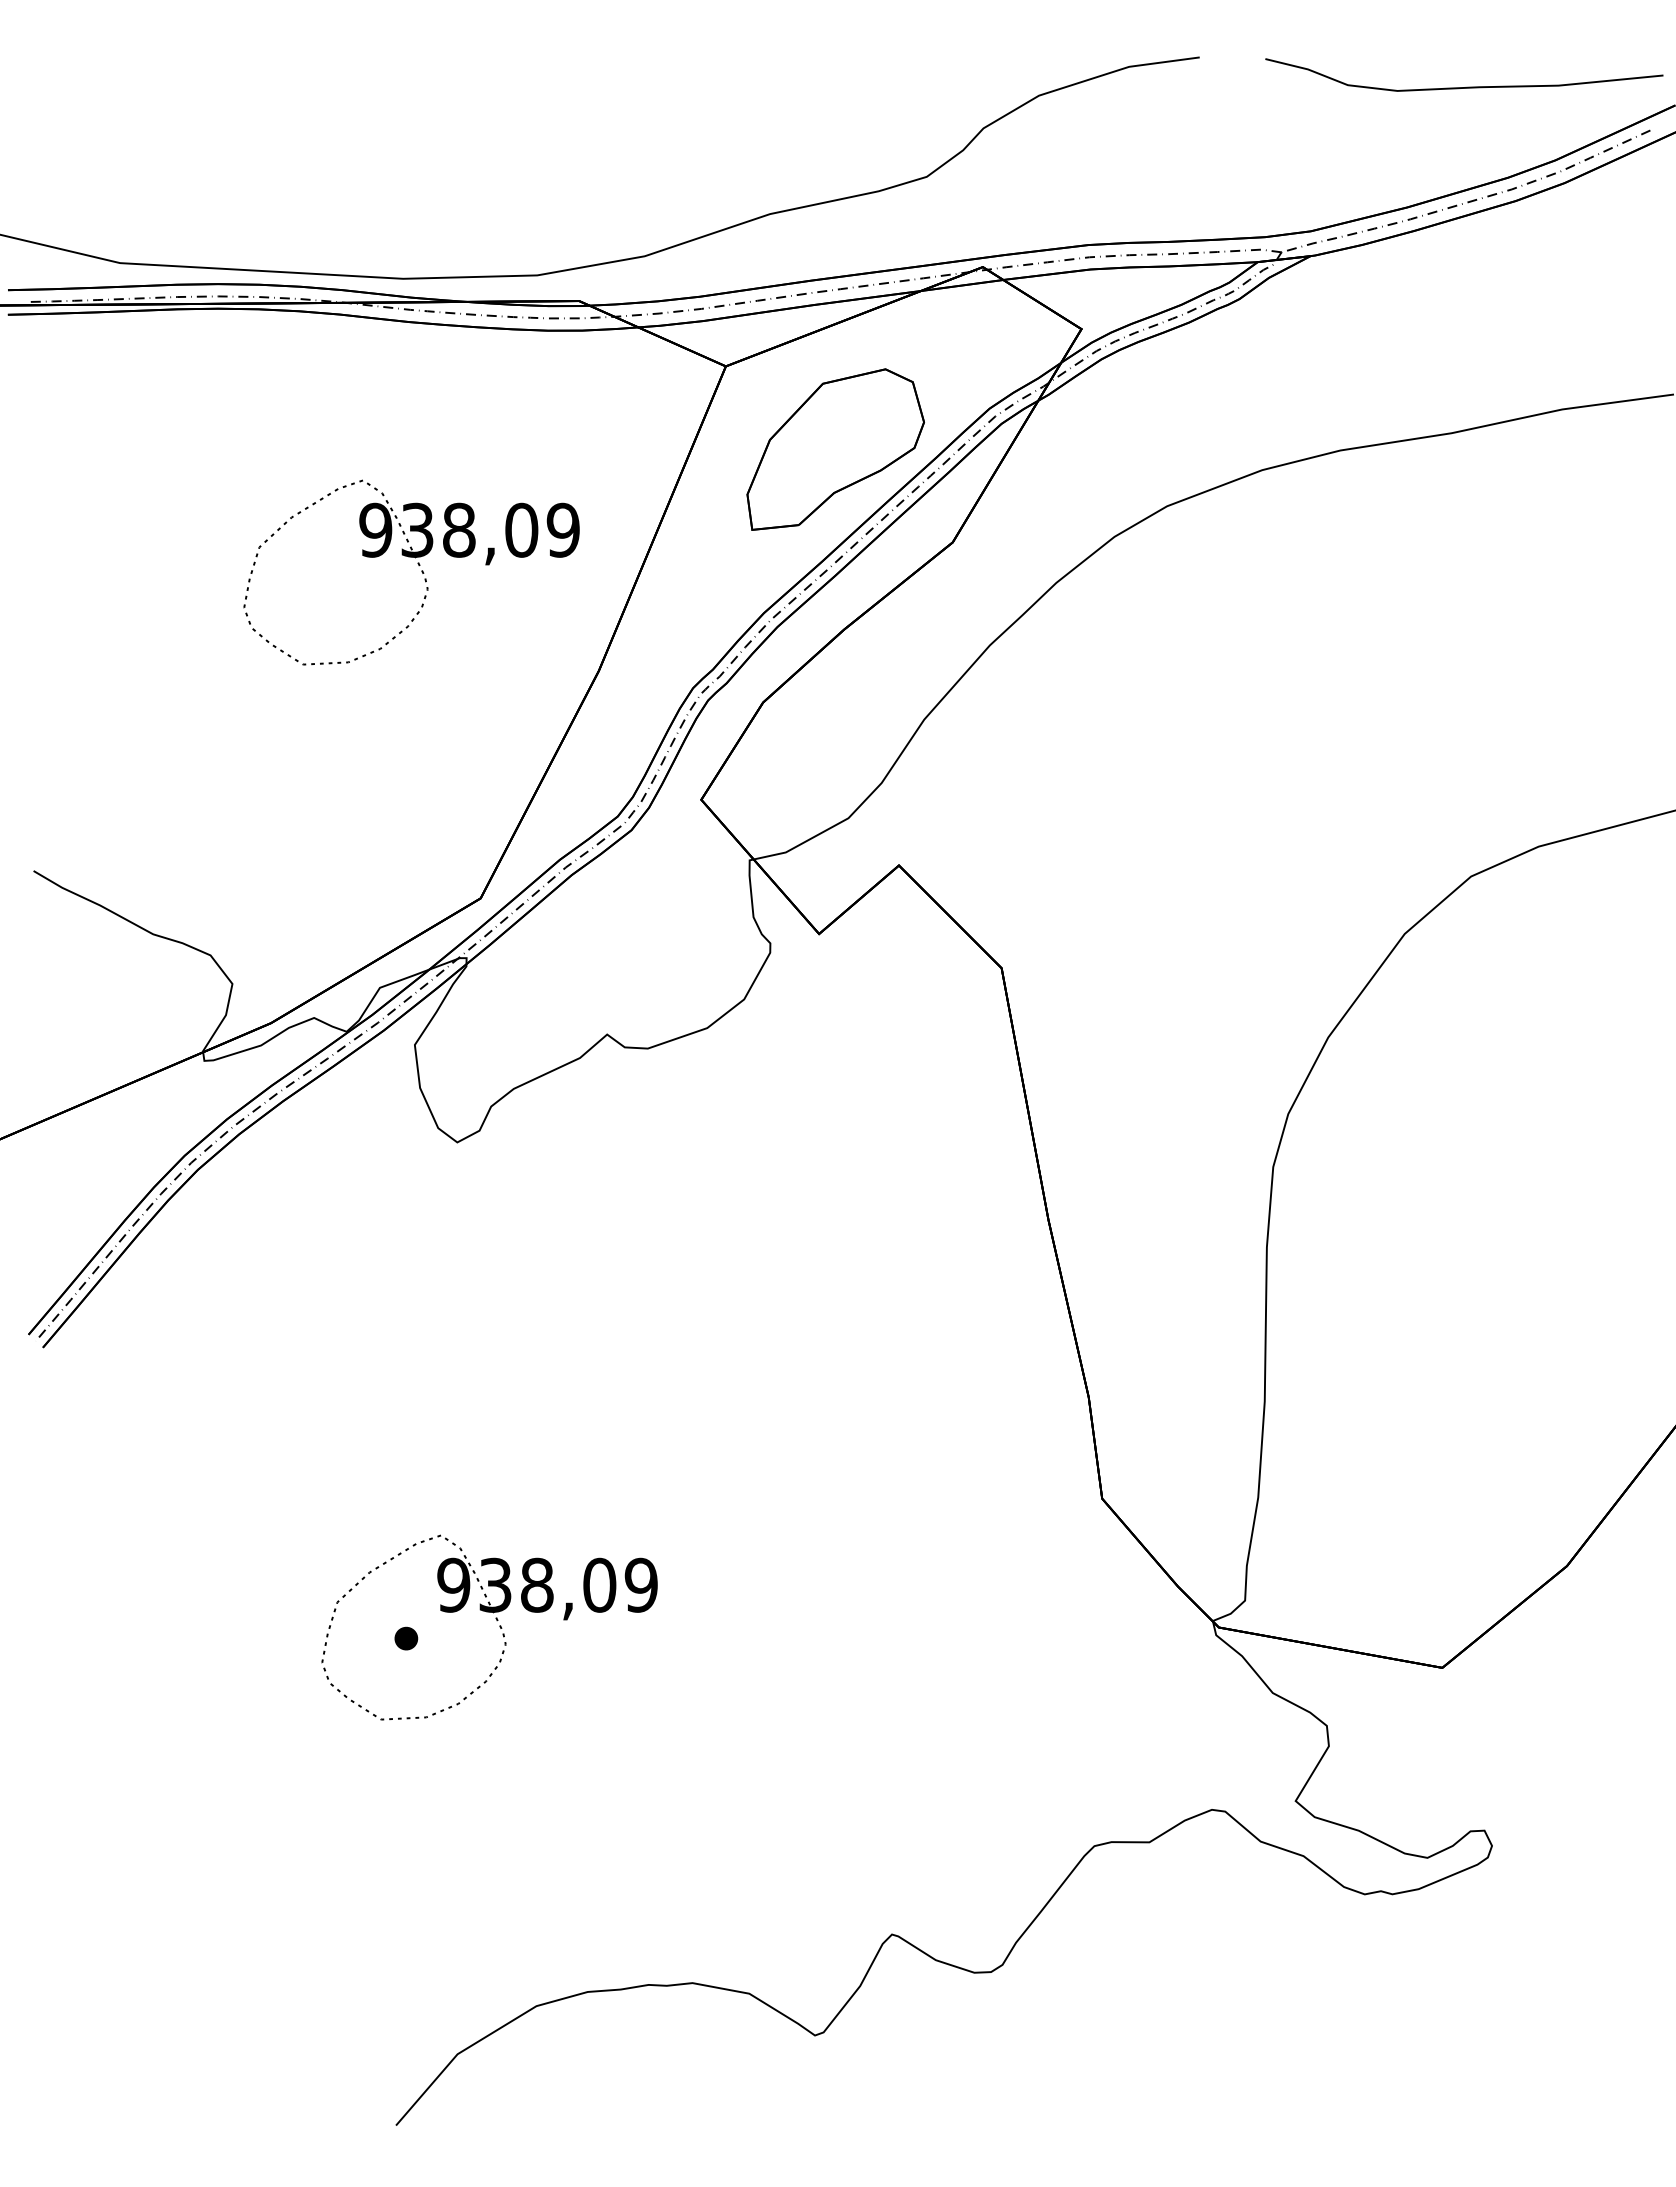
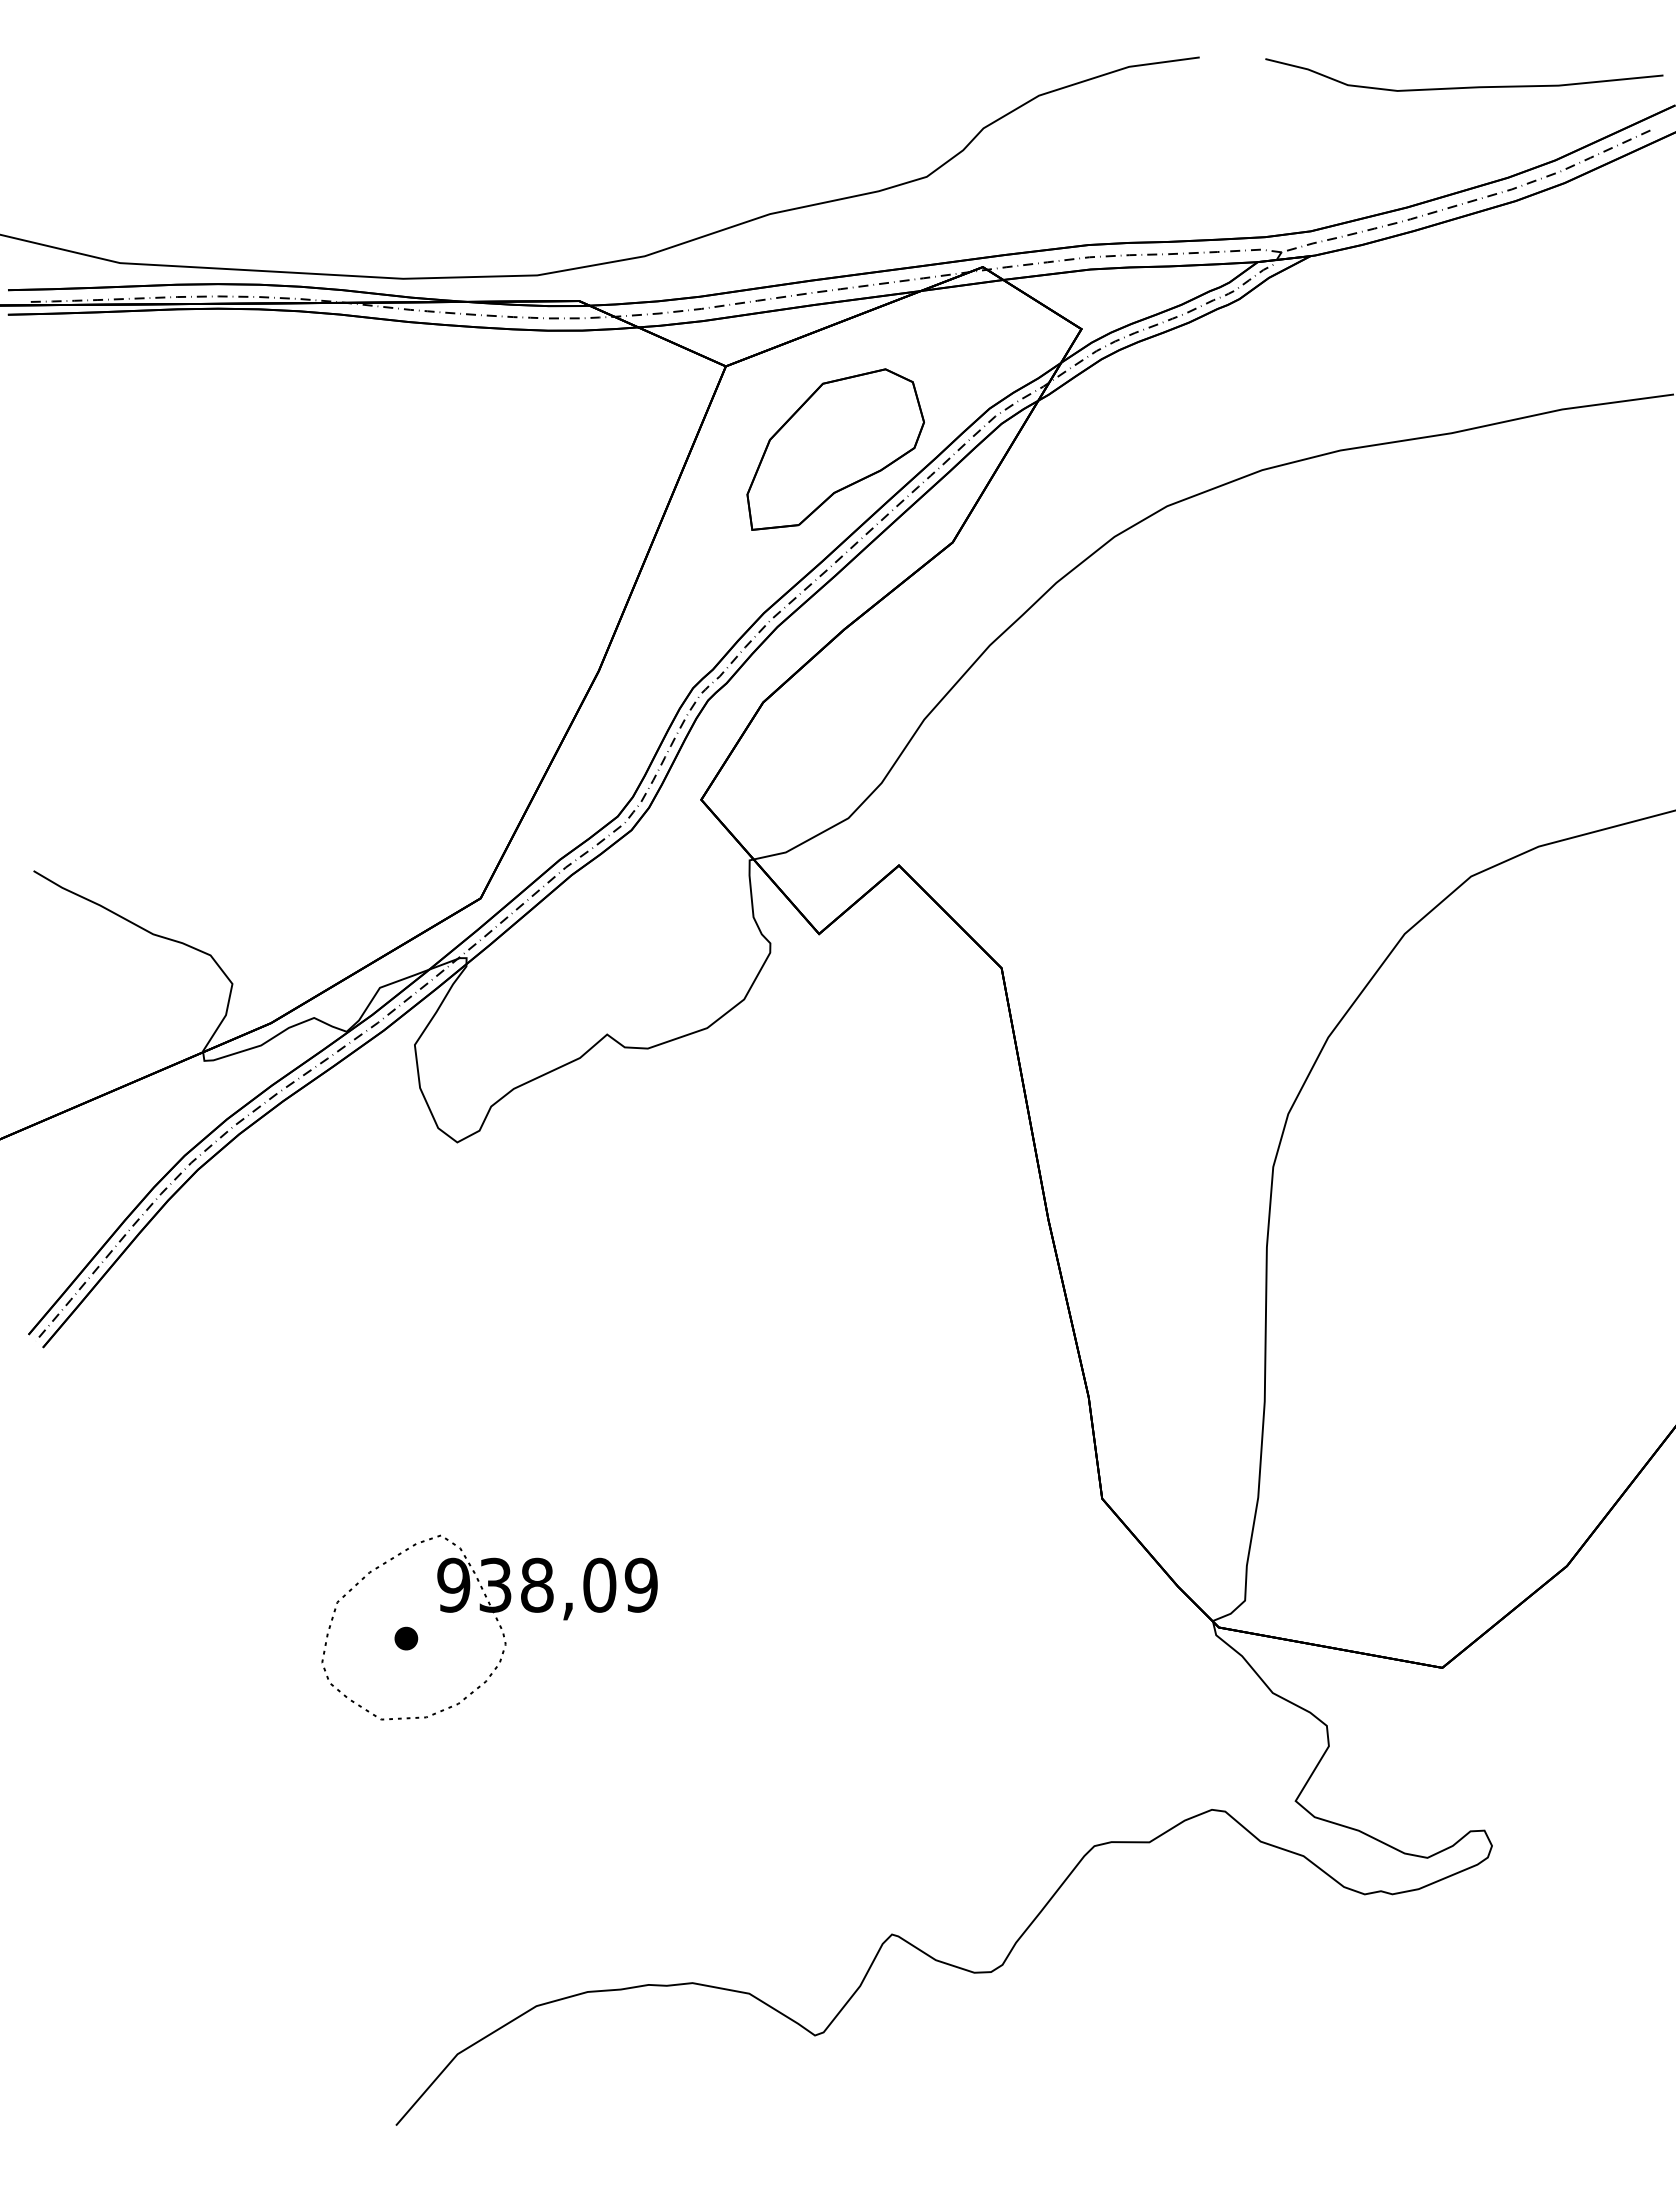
part: present -> none (418, 565)
